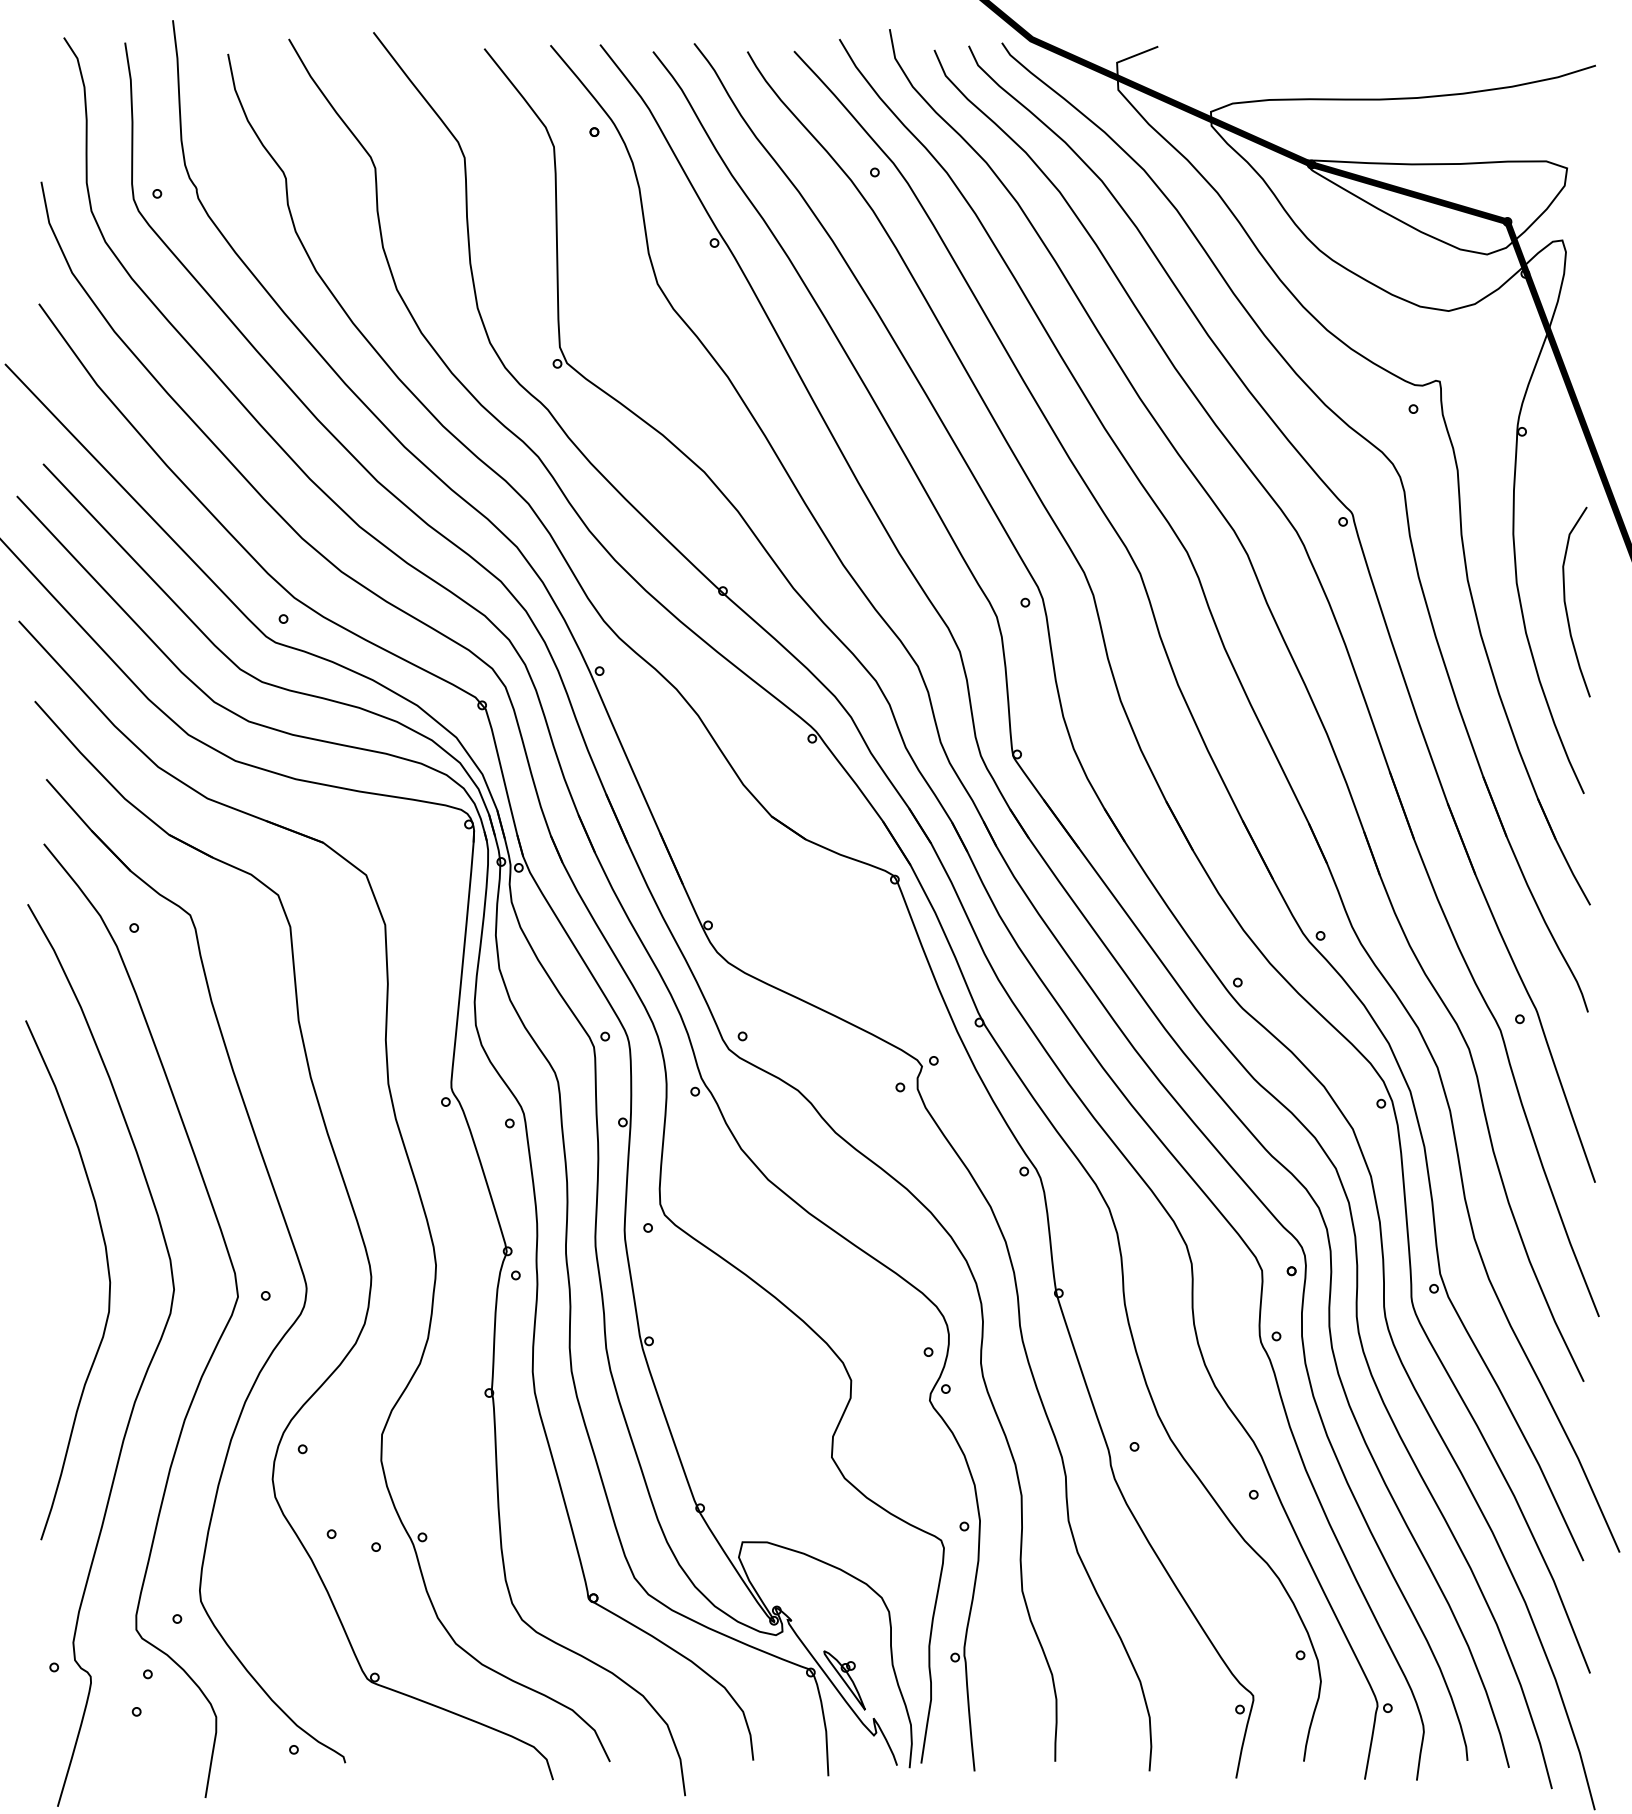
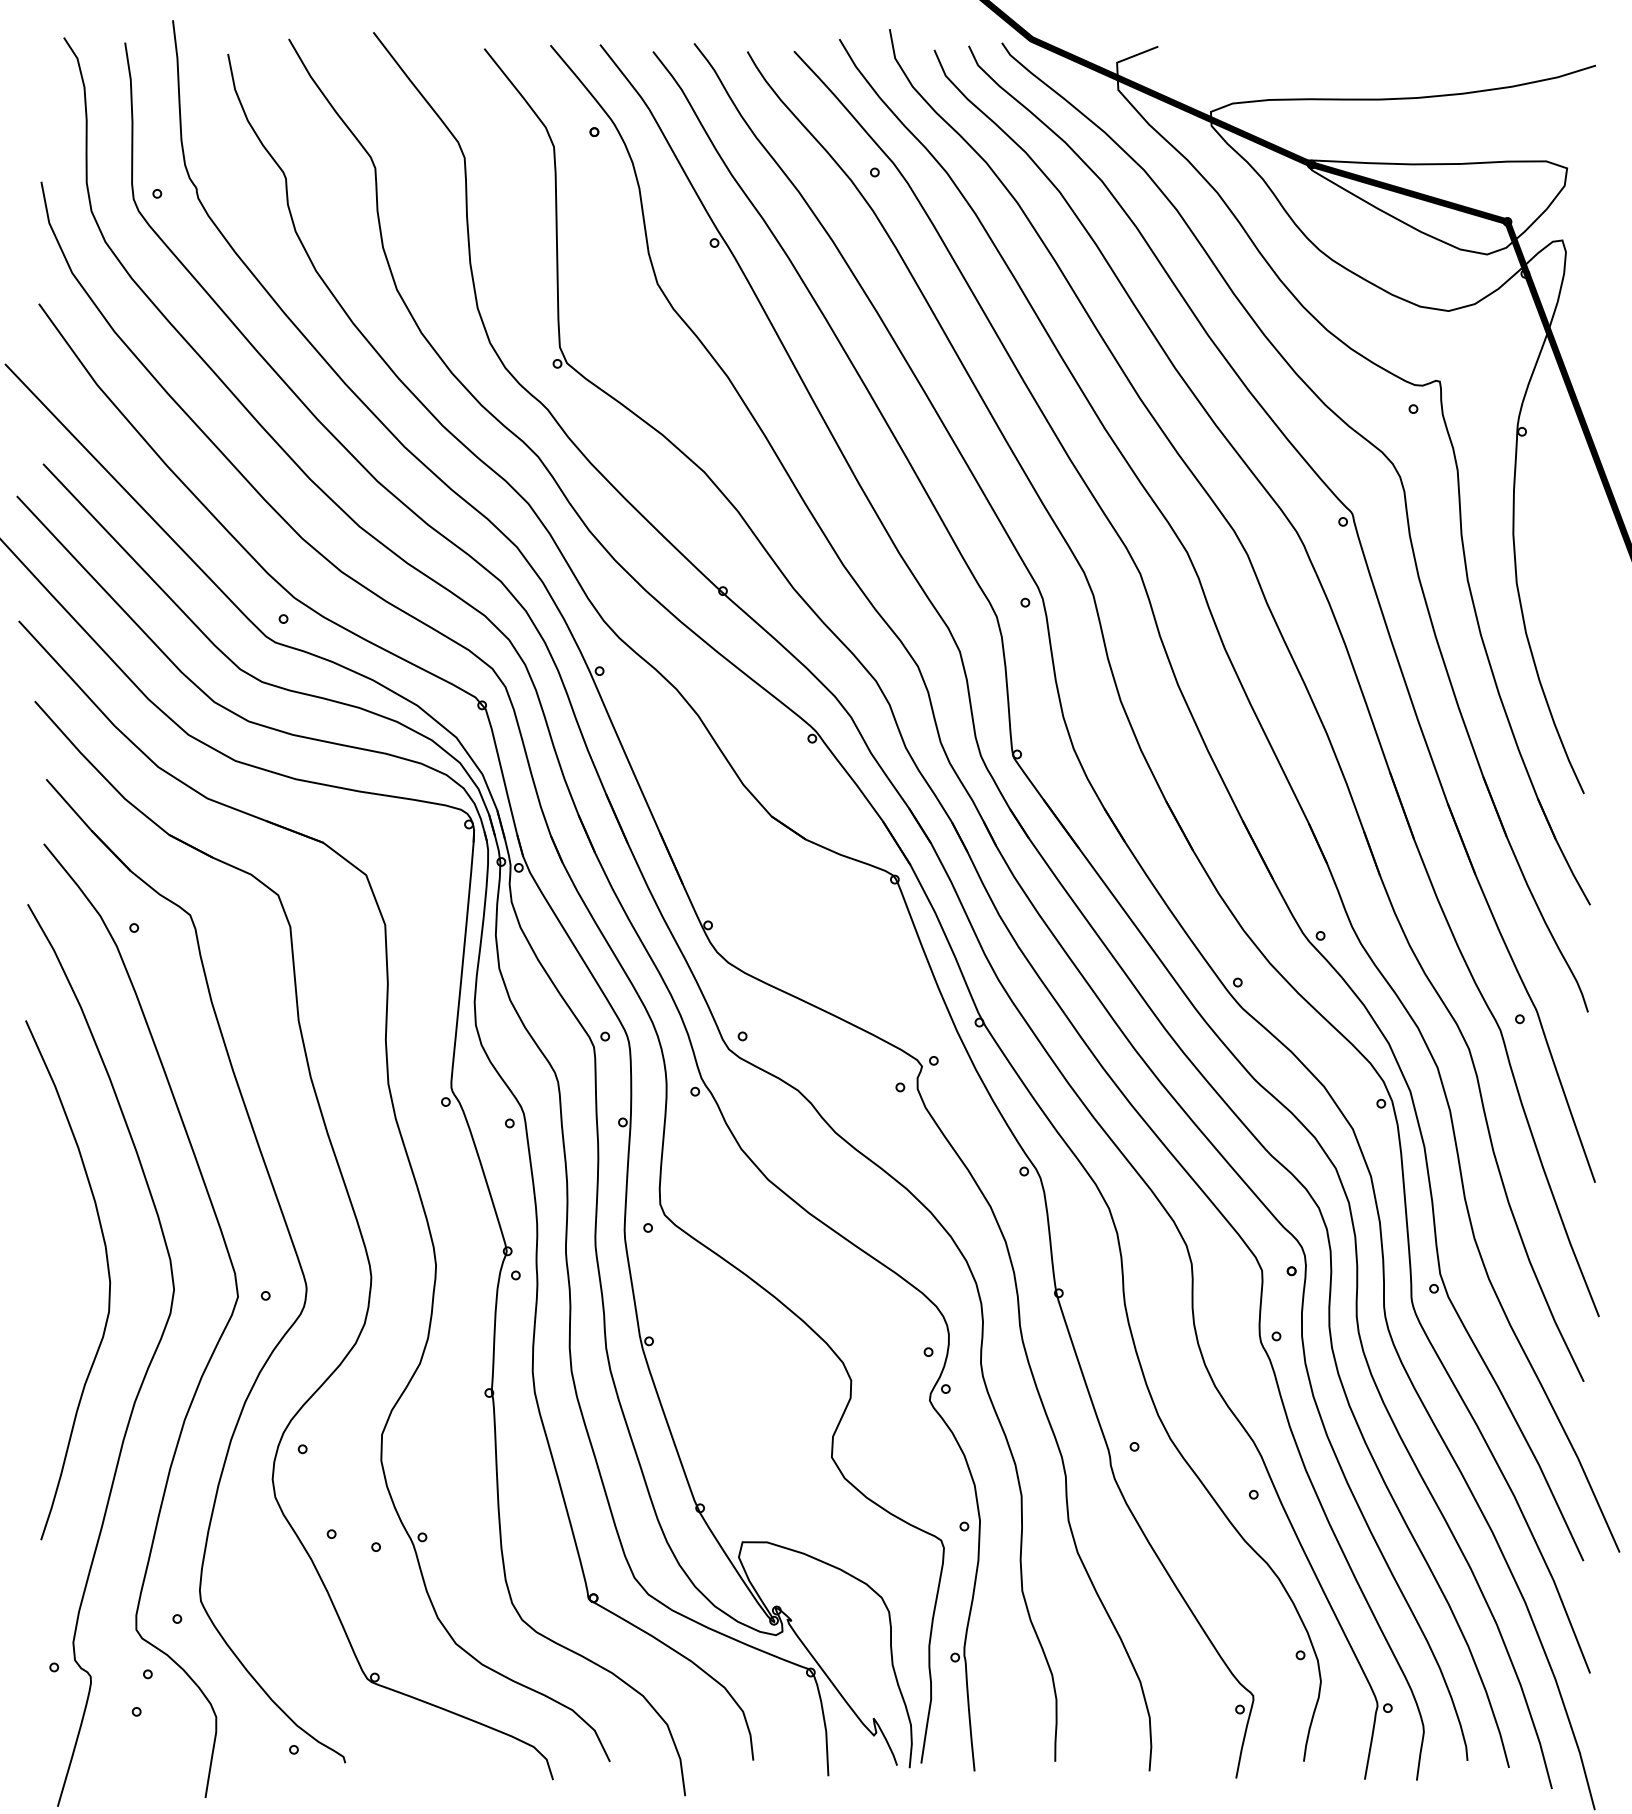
curve: present -> none (1566, 604)
part: present -> none (844, 1680)
